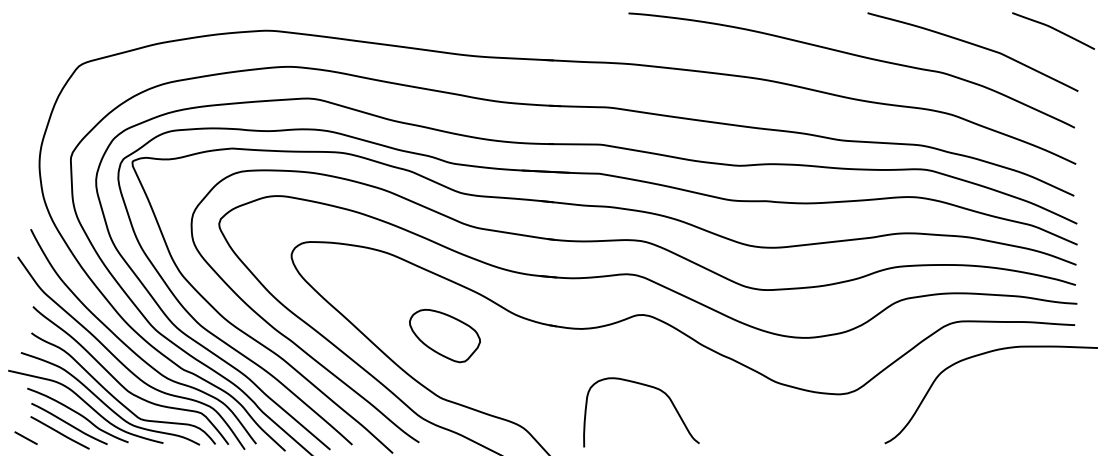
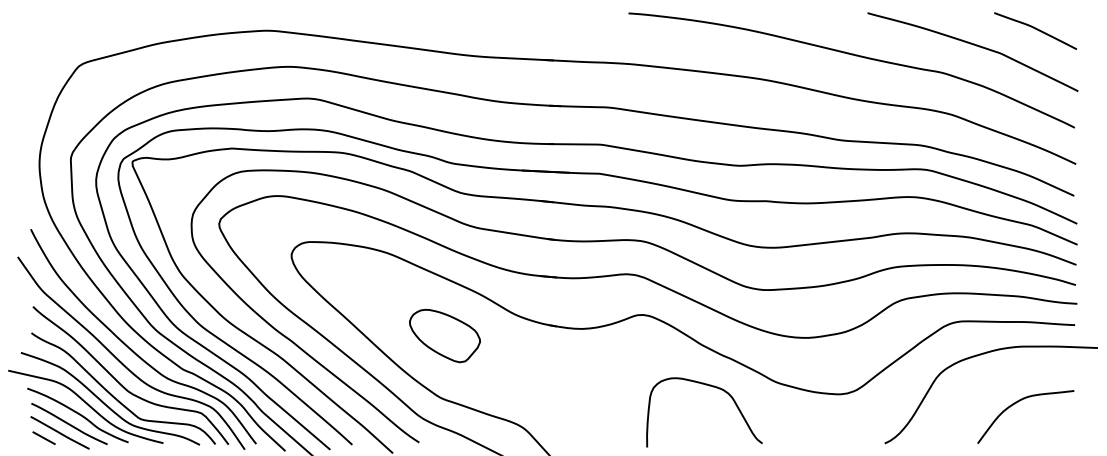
curve position: (1053, 29) -> (1035, 29) (1035, 29)
curve position: (649, 387) -> (712, 387) (712, 387)
curve: none -> present (1018, 402)
line position: (25, 437) -> (43, 437) (43, 437)
